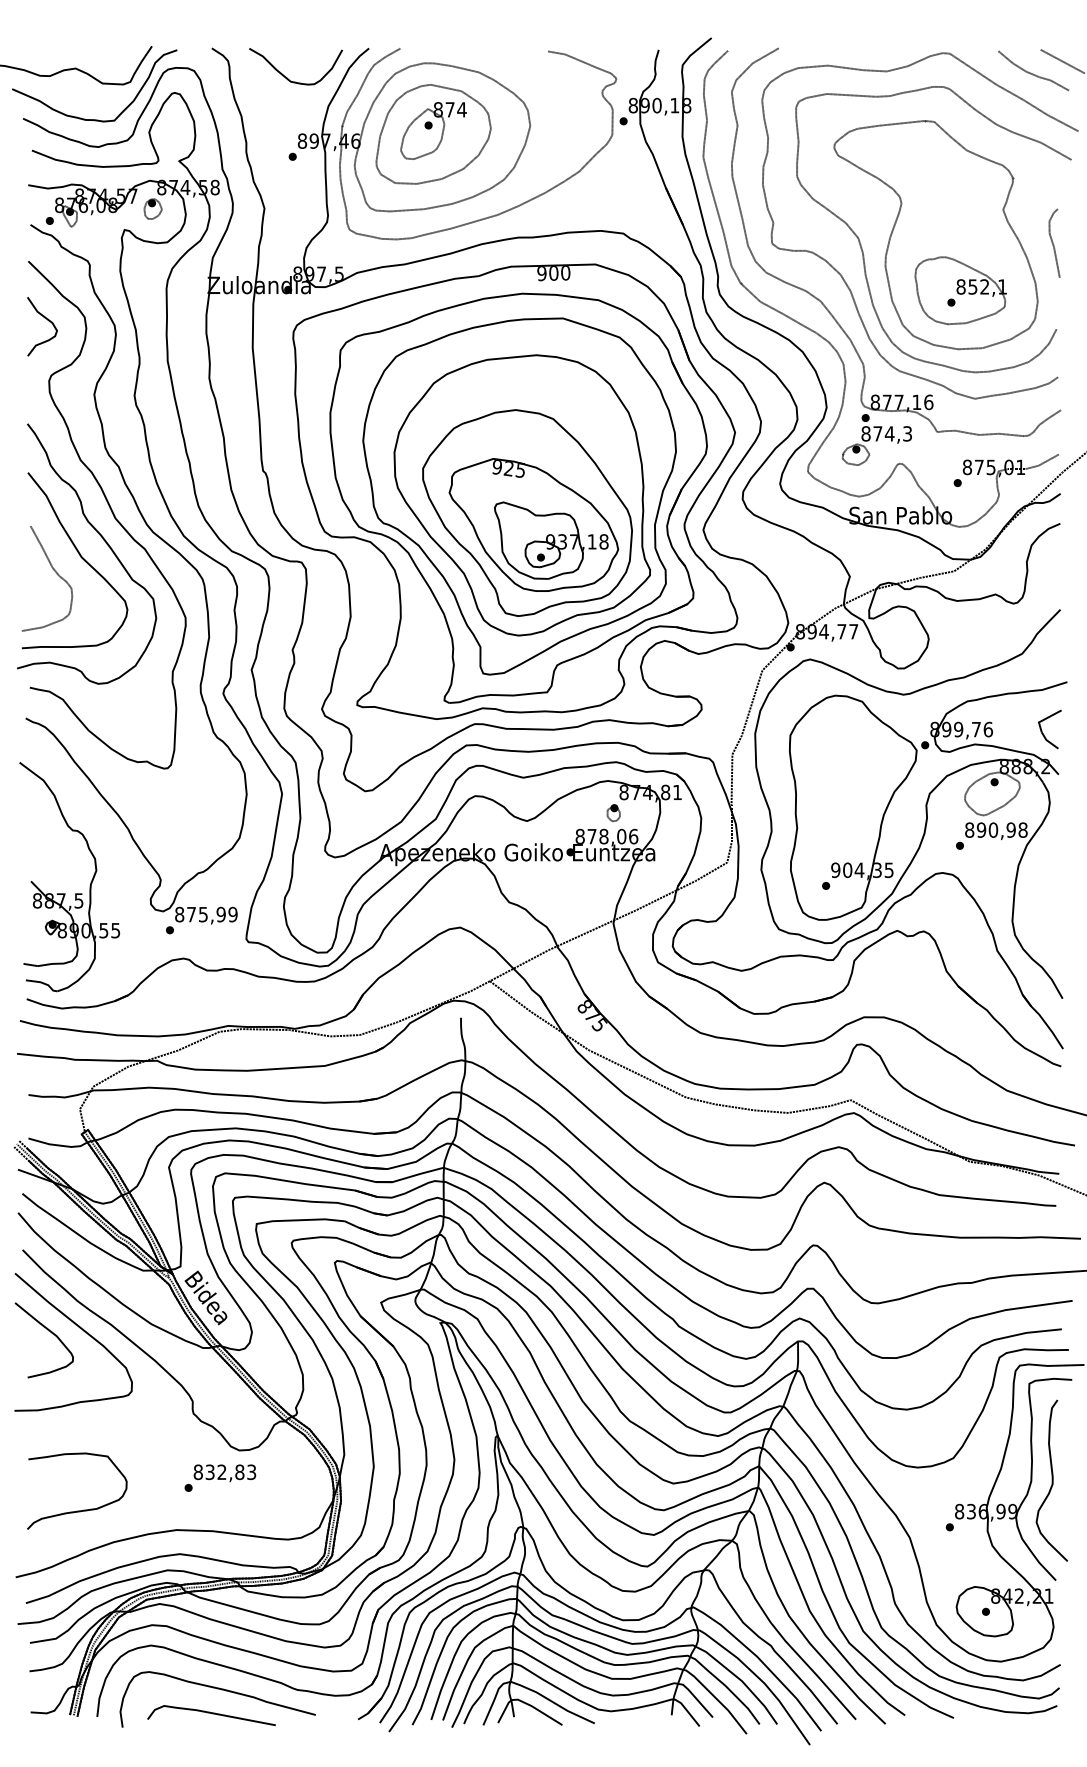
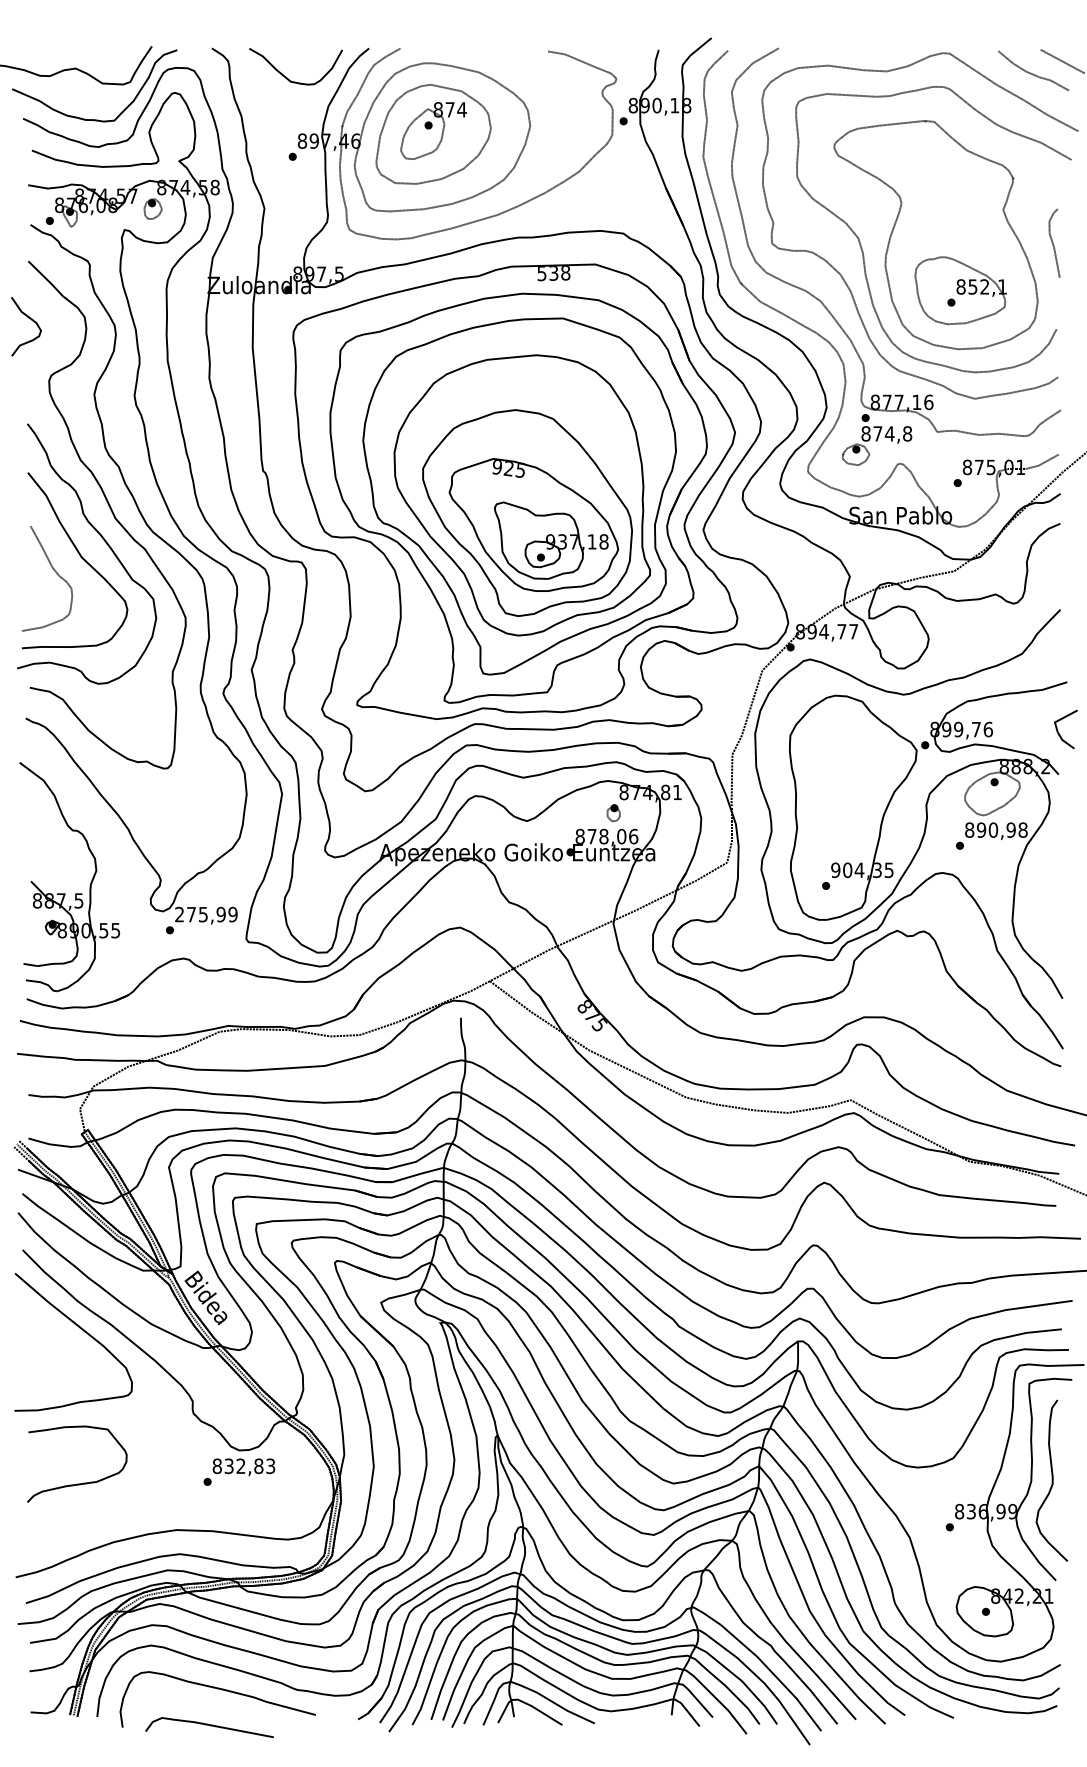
text: 900 -> 538 (553, 273)
curve position: (47, 320) -> (31, 320) (31, 320)
text: 874,3 -> 874,8 (907, 433)
part position: (1042, 730) -> (1058, 730) (1058, 730)
text: 875,99 -> 275,99 (179, 914)
curve: present -> none (50, 1332)
text position: (220, 1477) -> (239, 1471) (239, 1471)
curve position: (83, 1509) -> (83, 1482) (83, 1482)
part position: (211, 1715) -> (209, 1727) (209, 1727)
